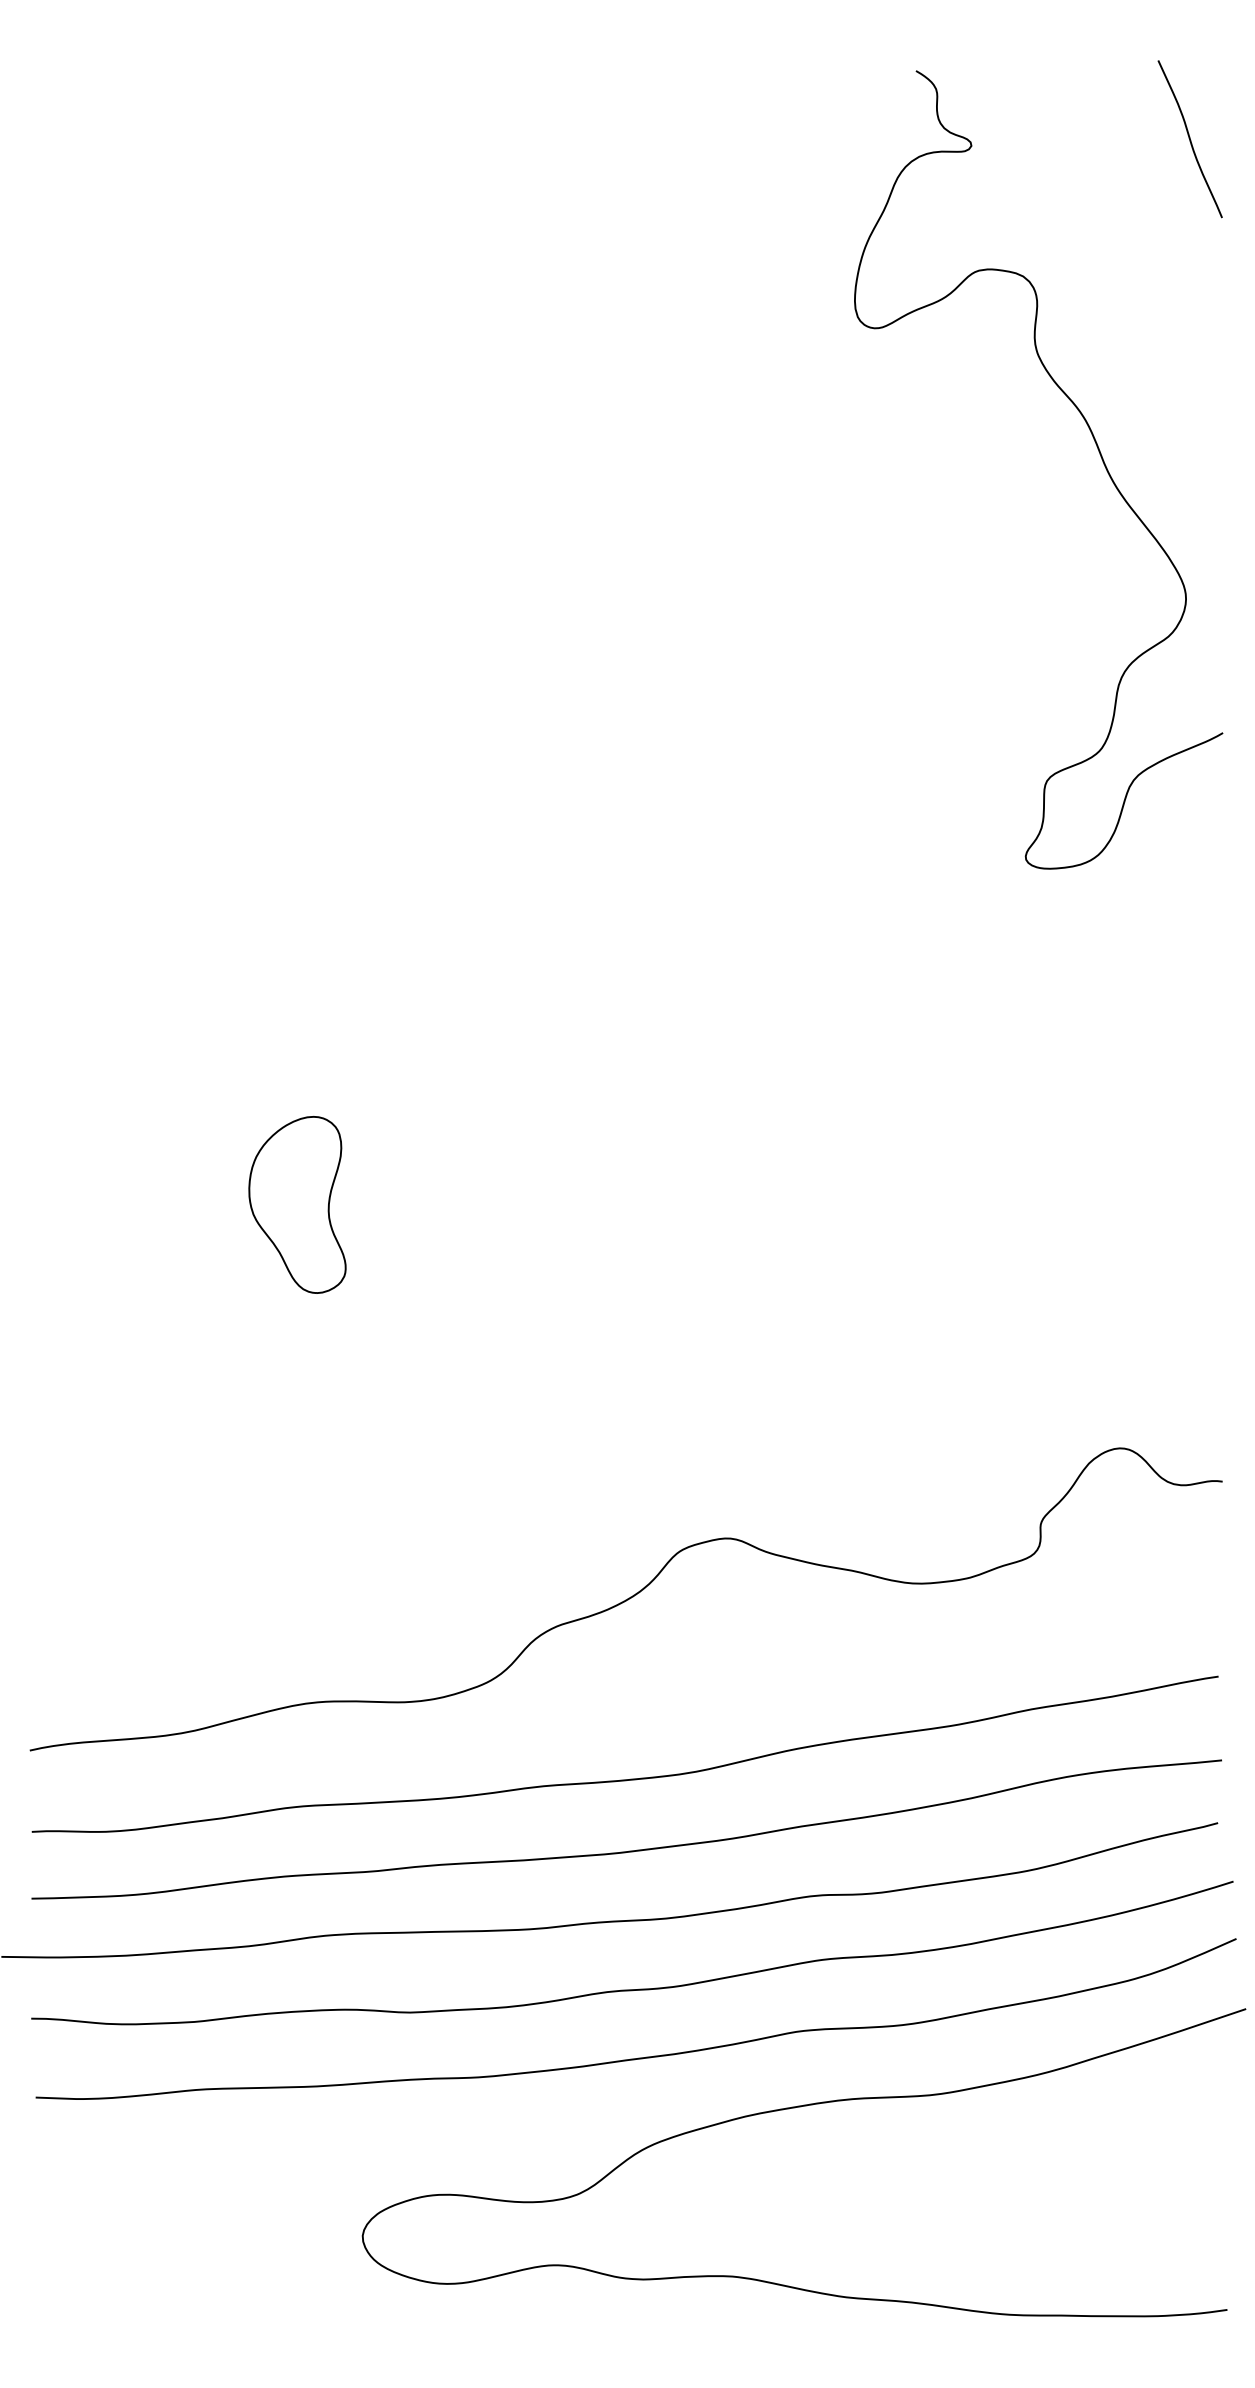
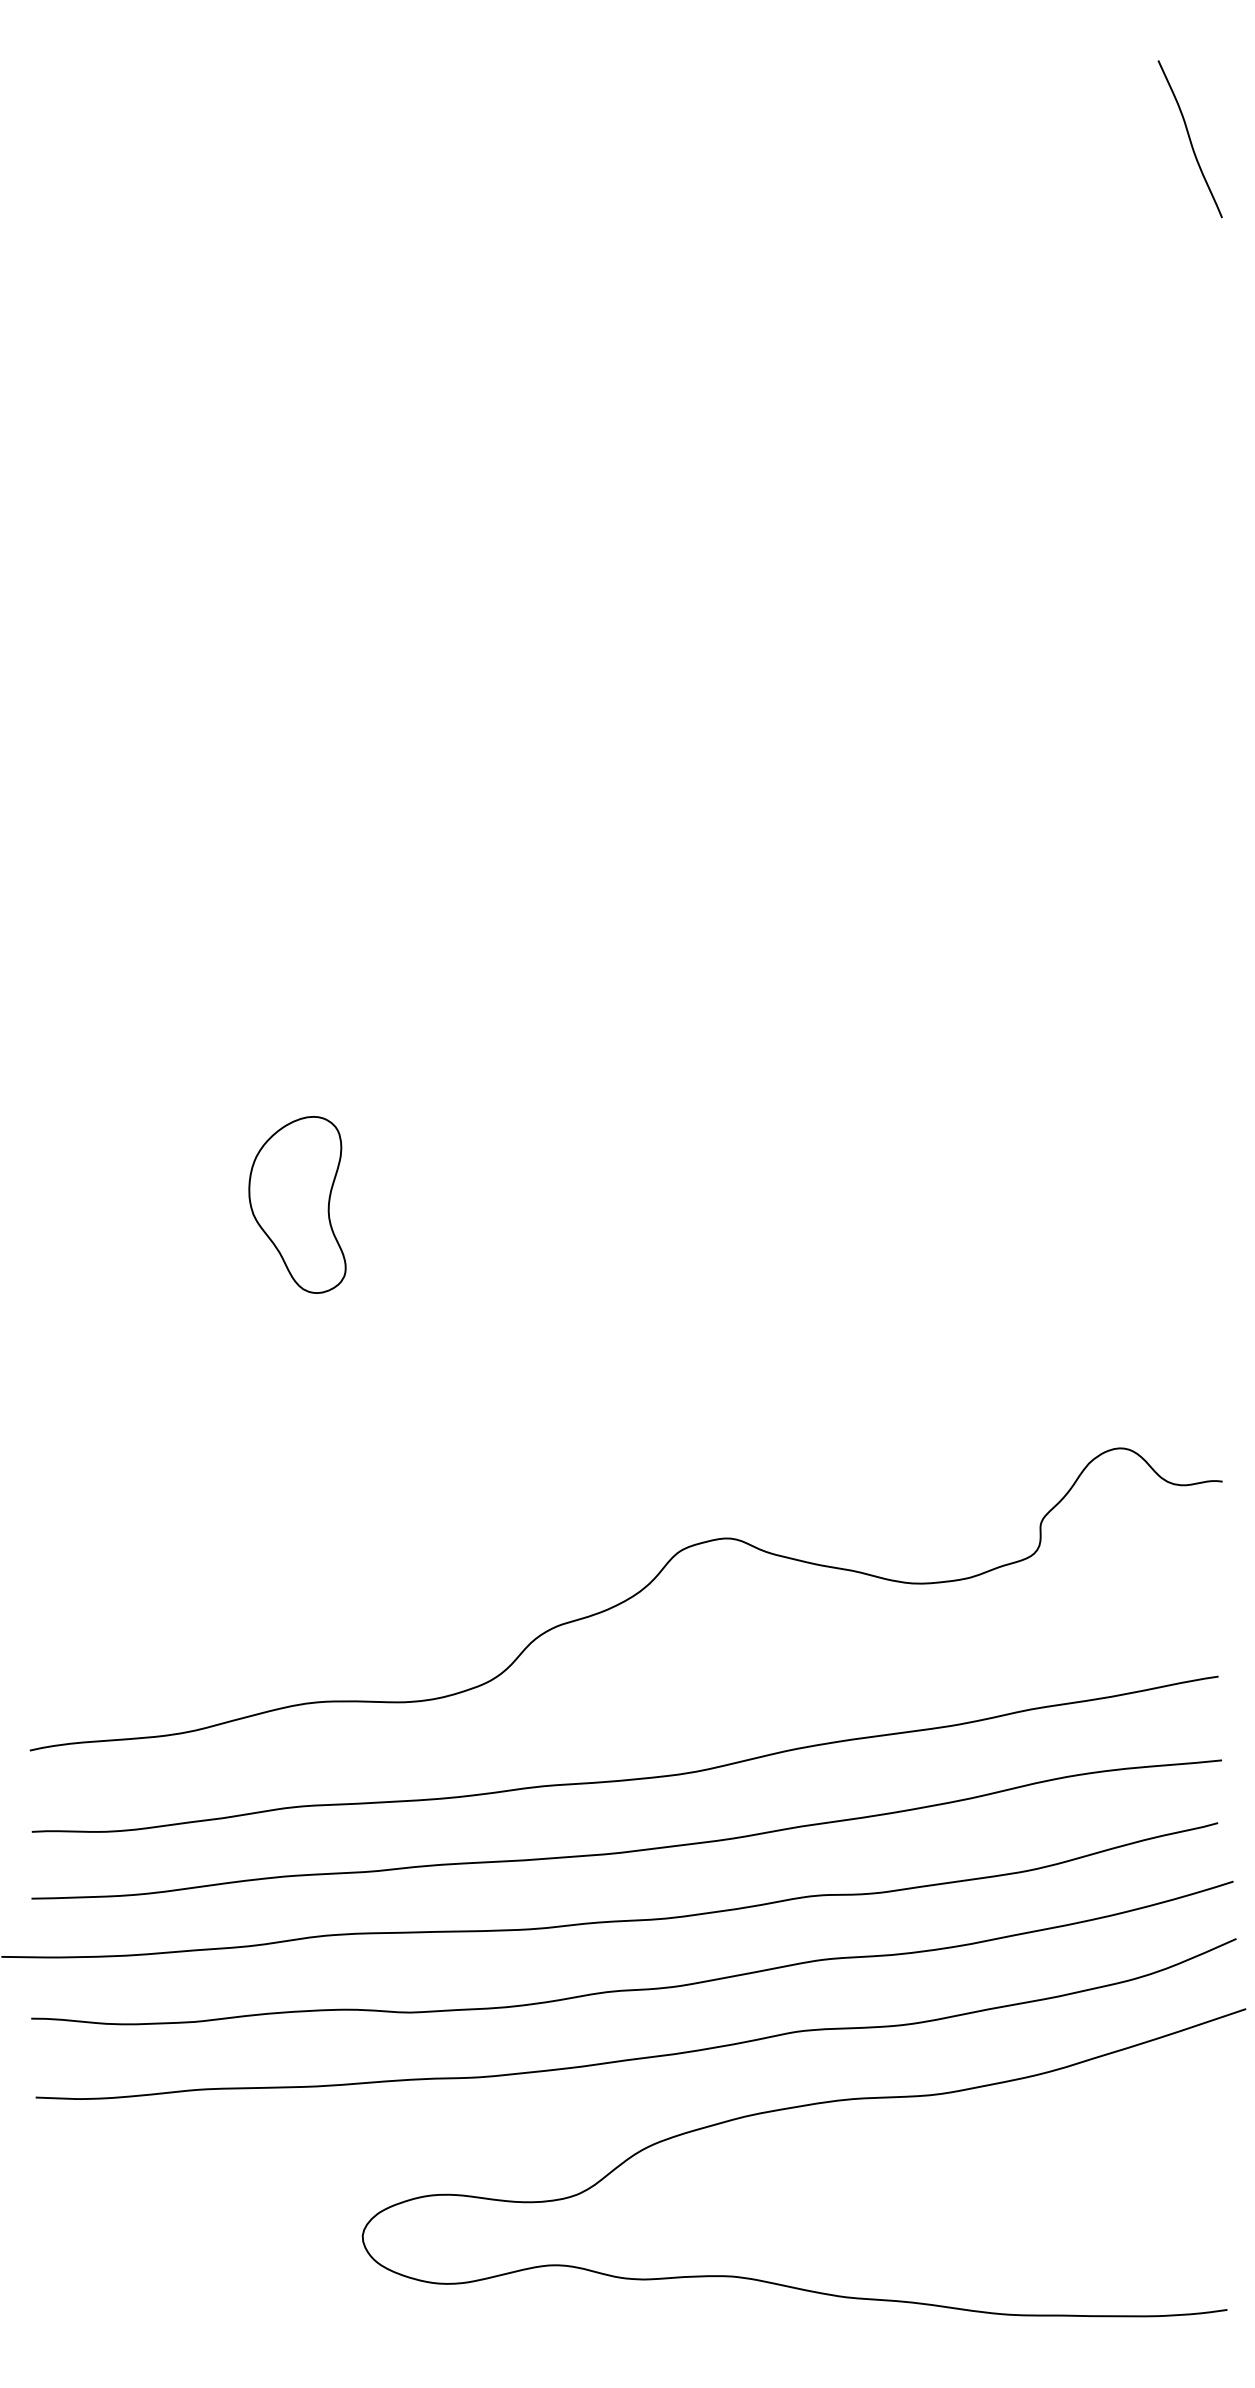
curve: present -> none (1095, 444)
